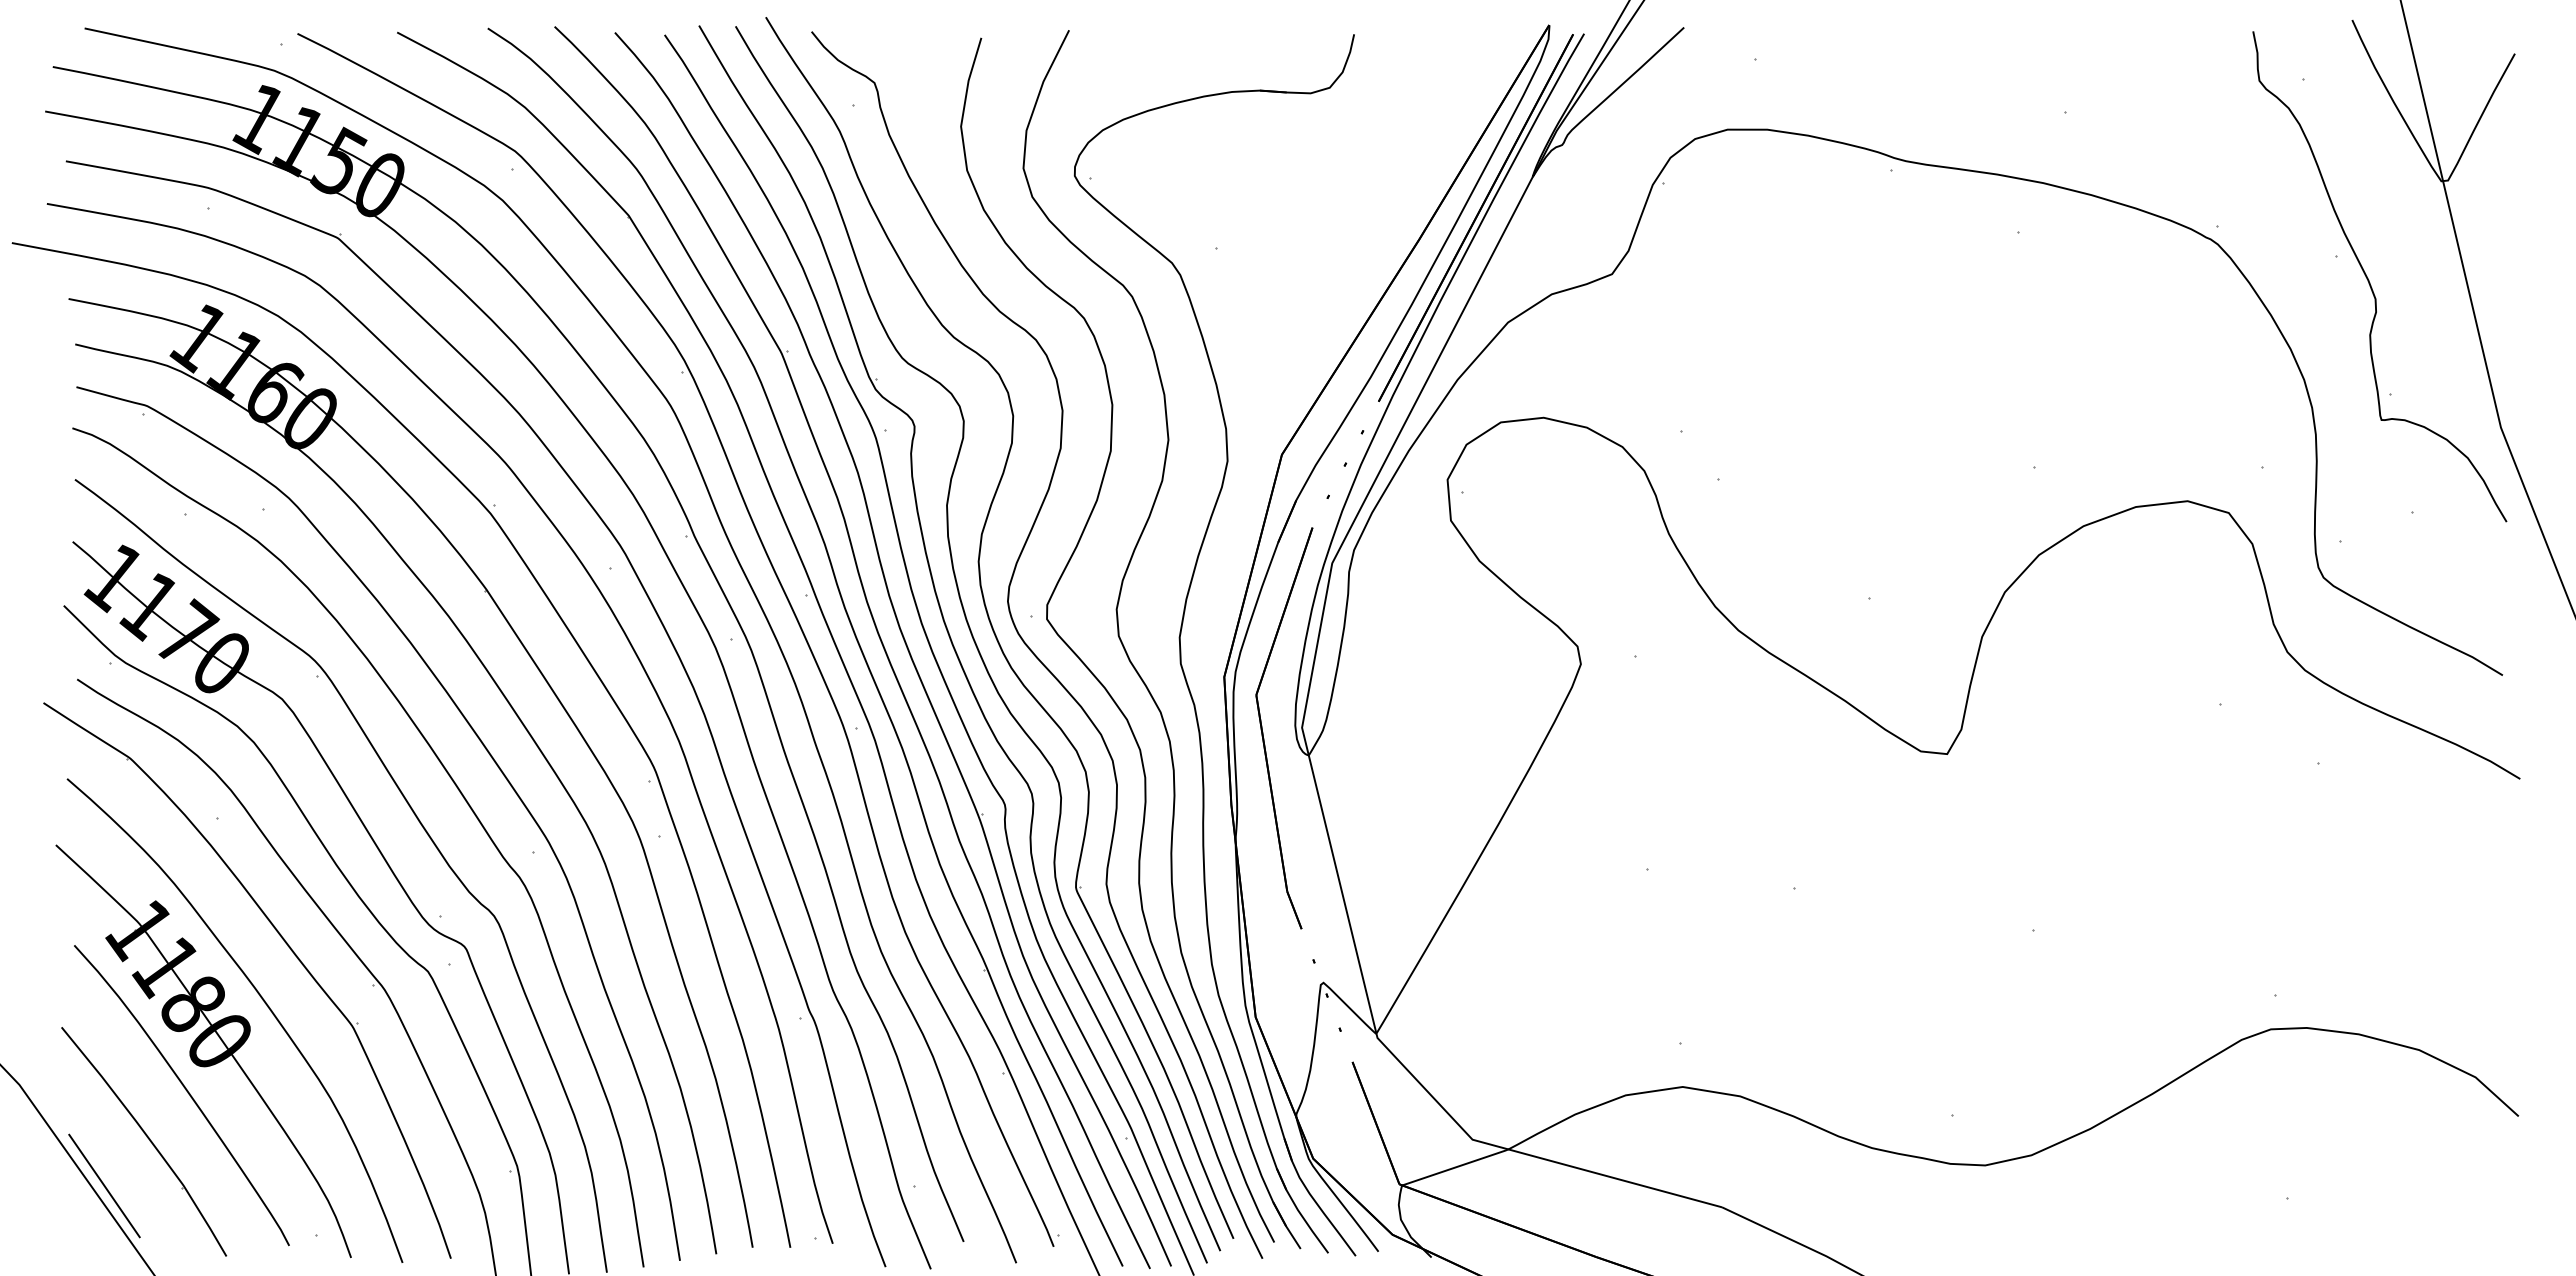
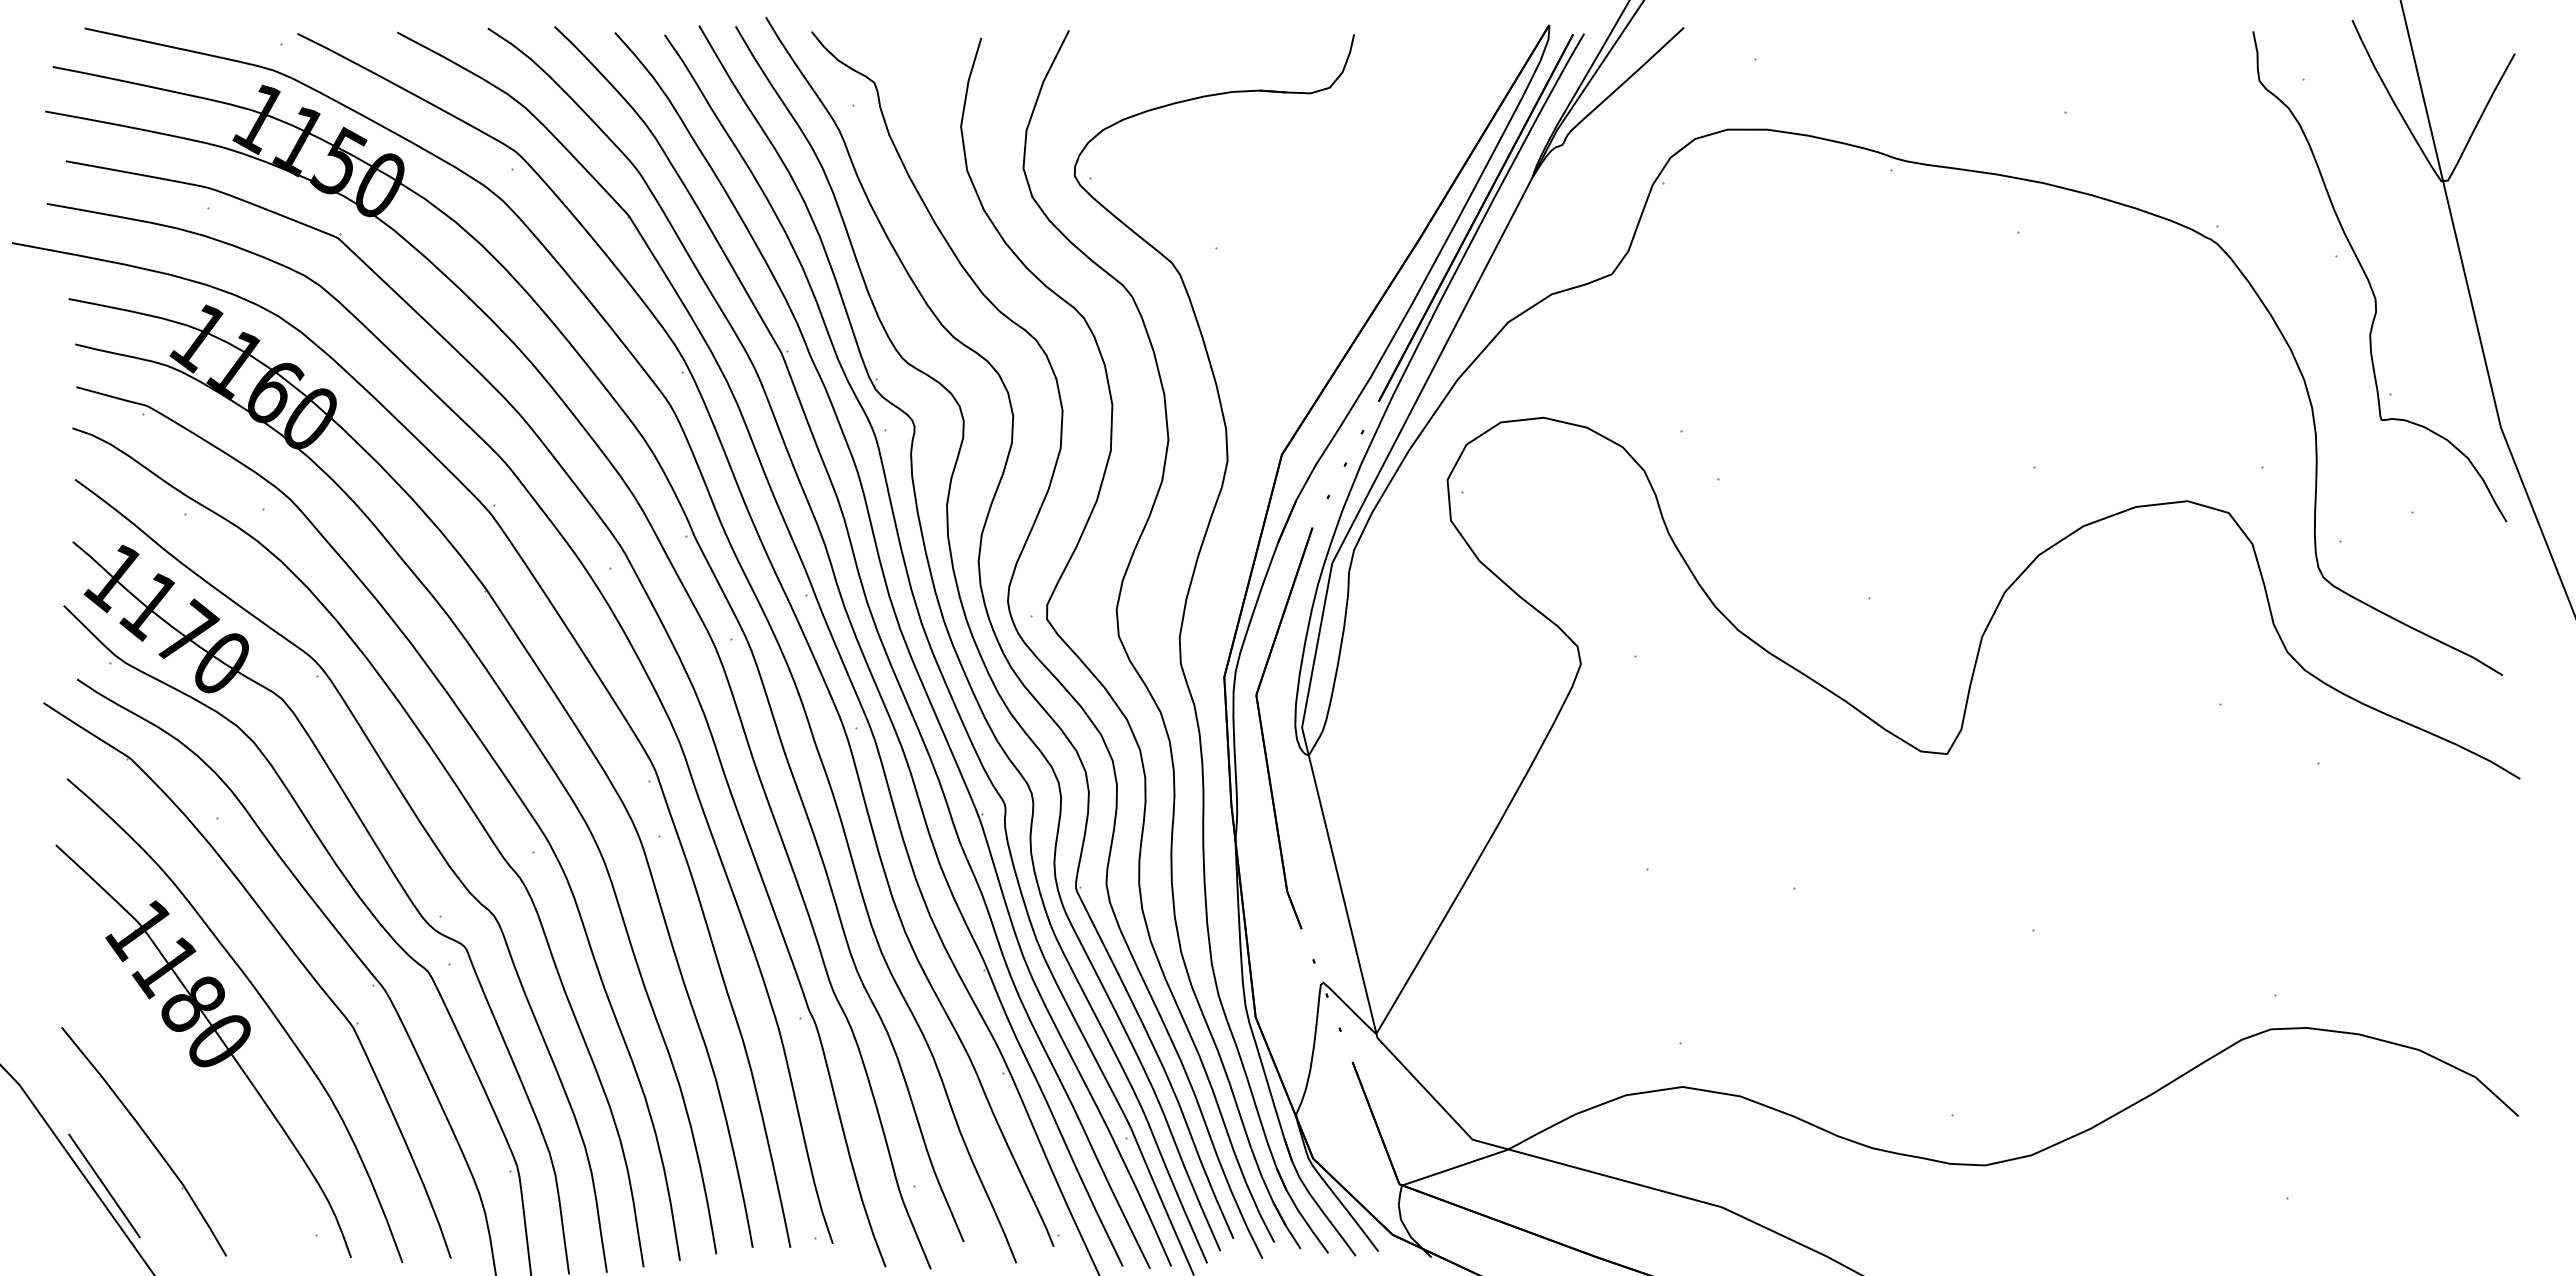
curve: present -> none (187, 1093)
